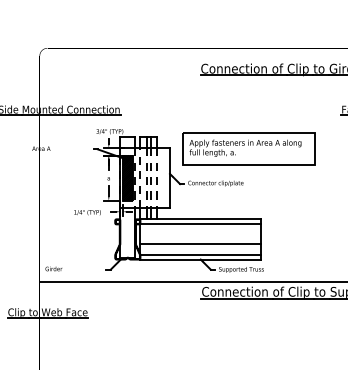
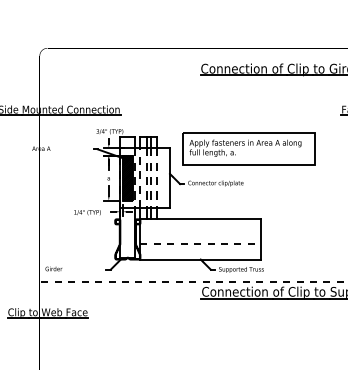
line: present -> none (200, 224)
line: solid -> dashed (201, 244)
line: present -> none (200, 254)
line: solid -> dashed (193, 281)
